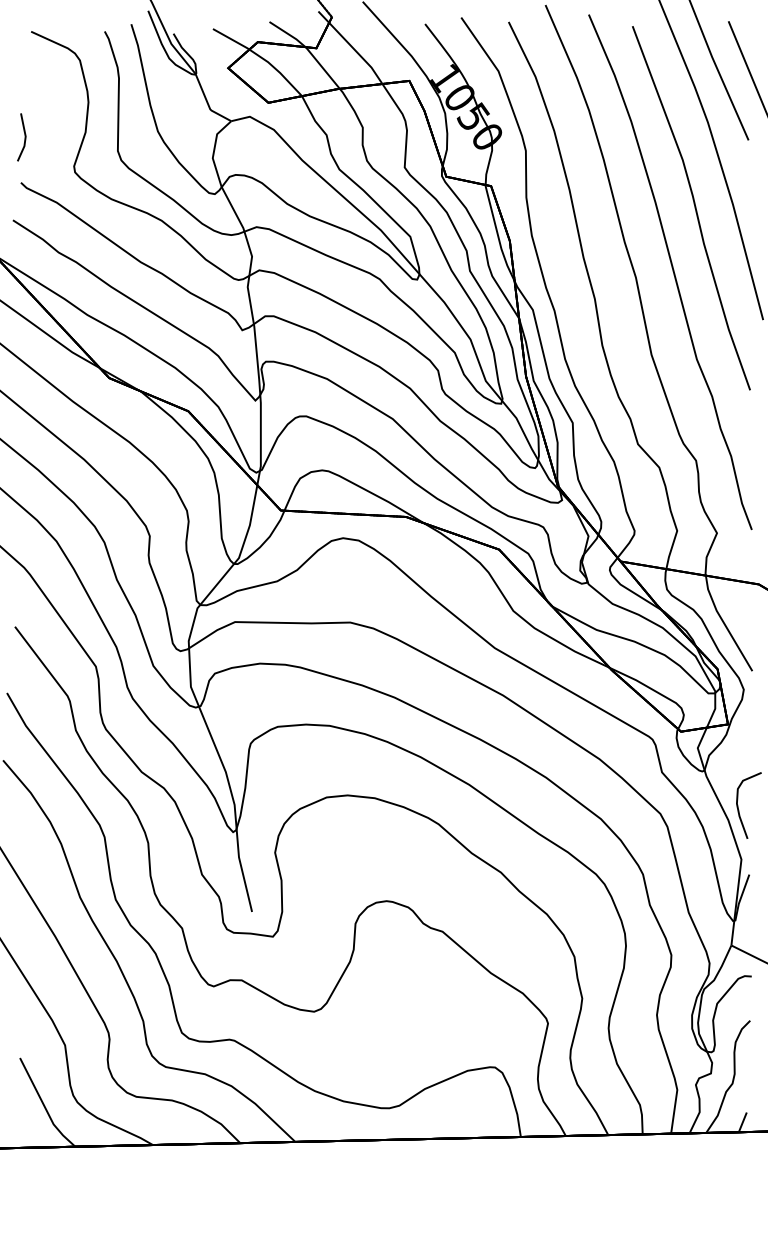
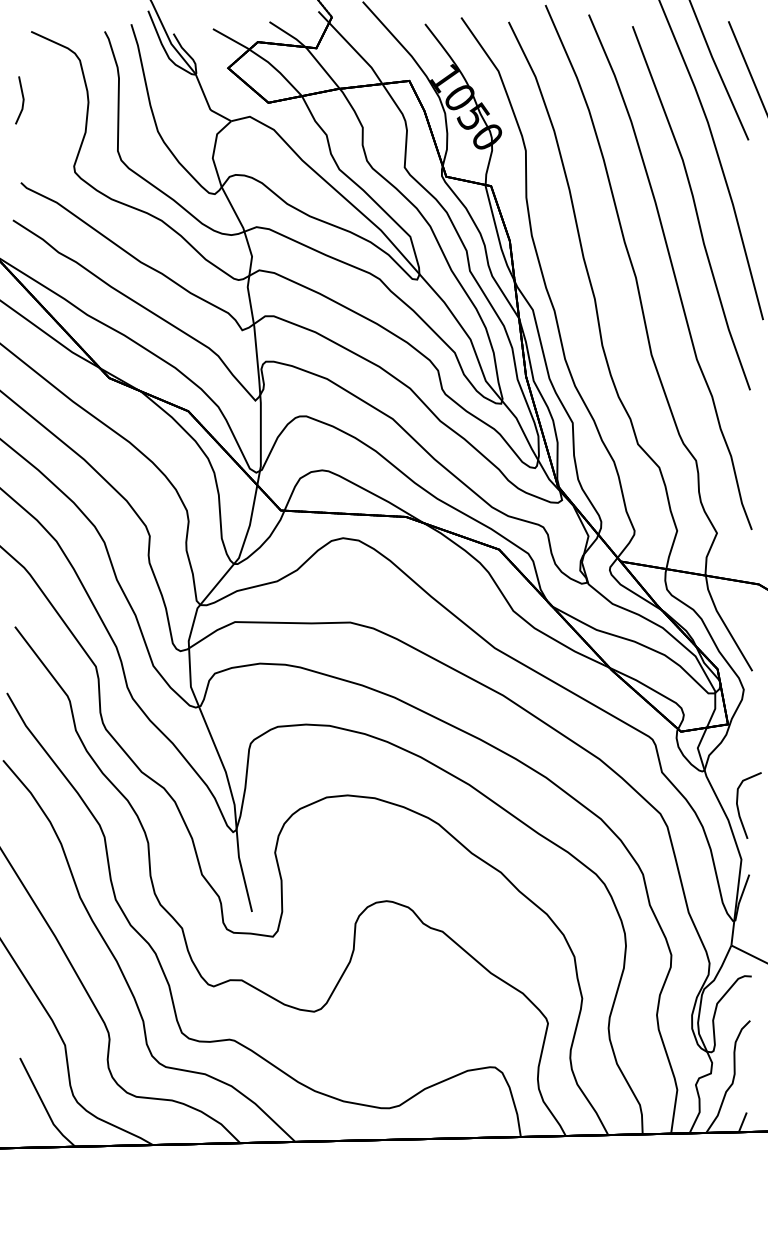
line position: (24, 137) -> (22, 100) (22, 100)
